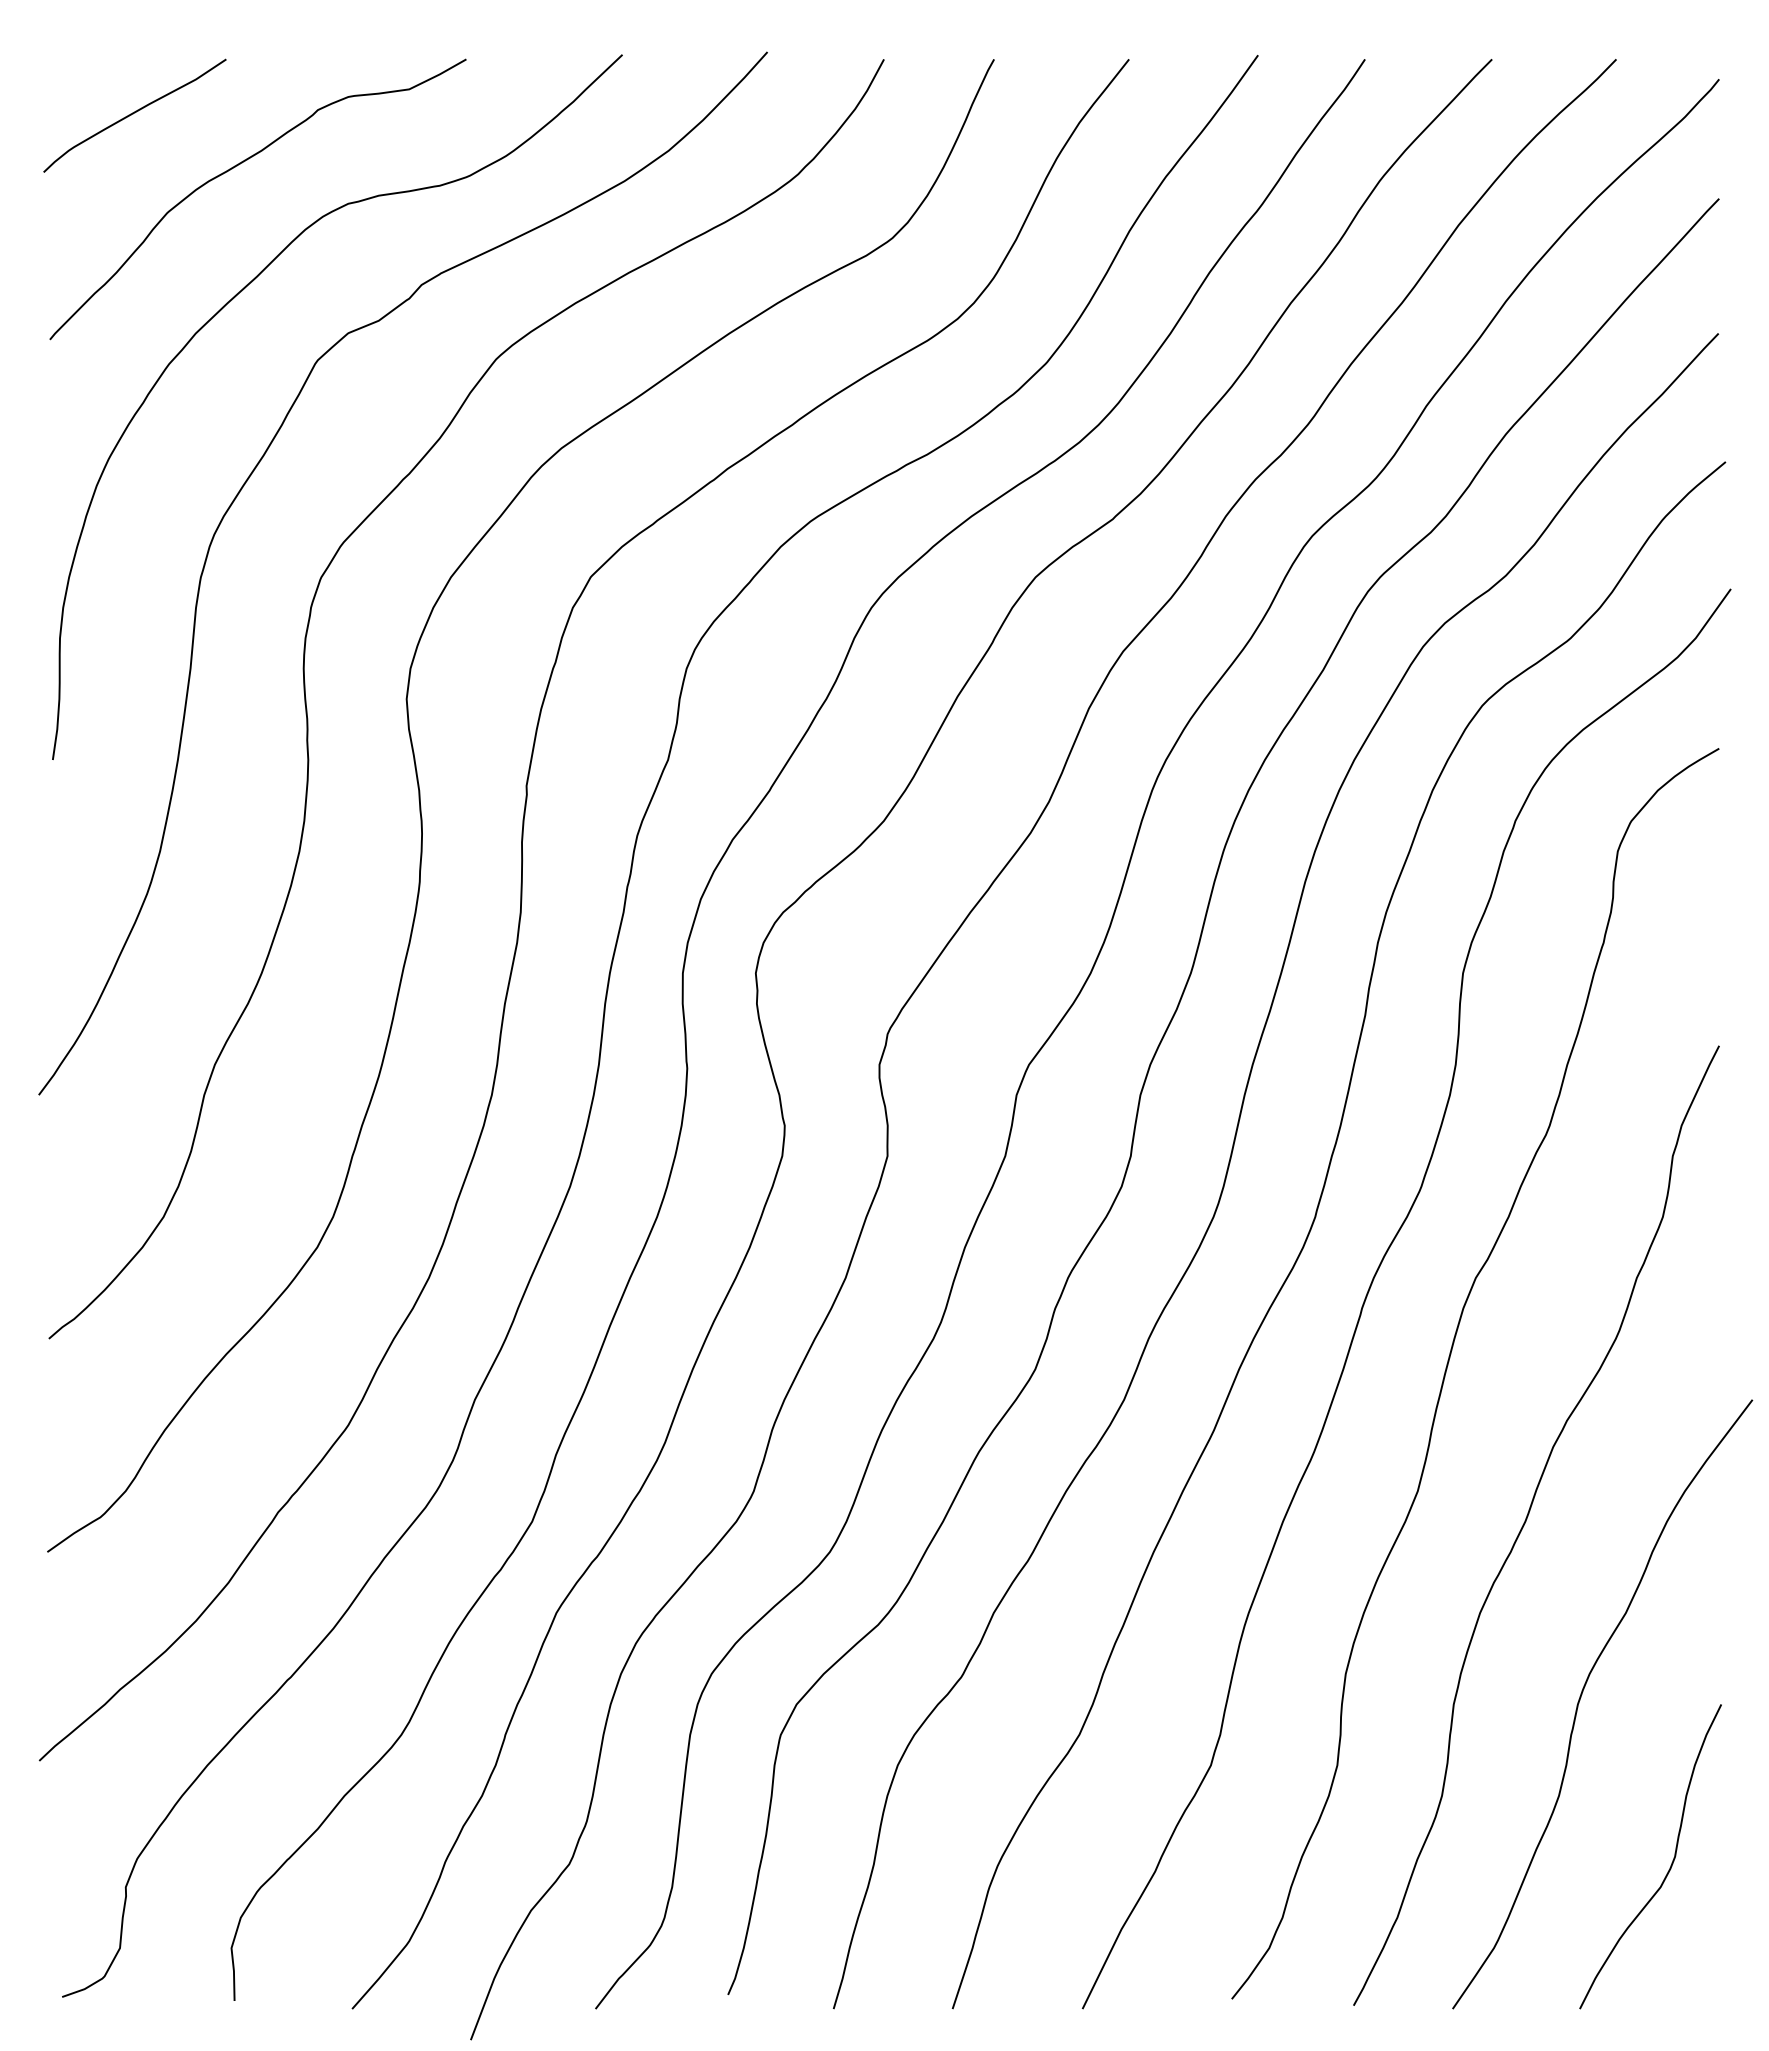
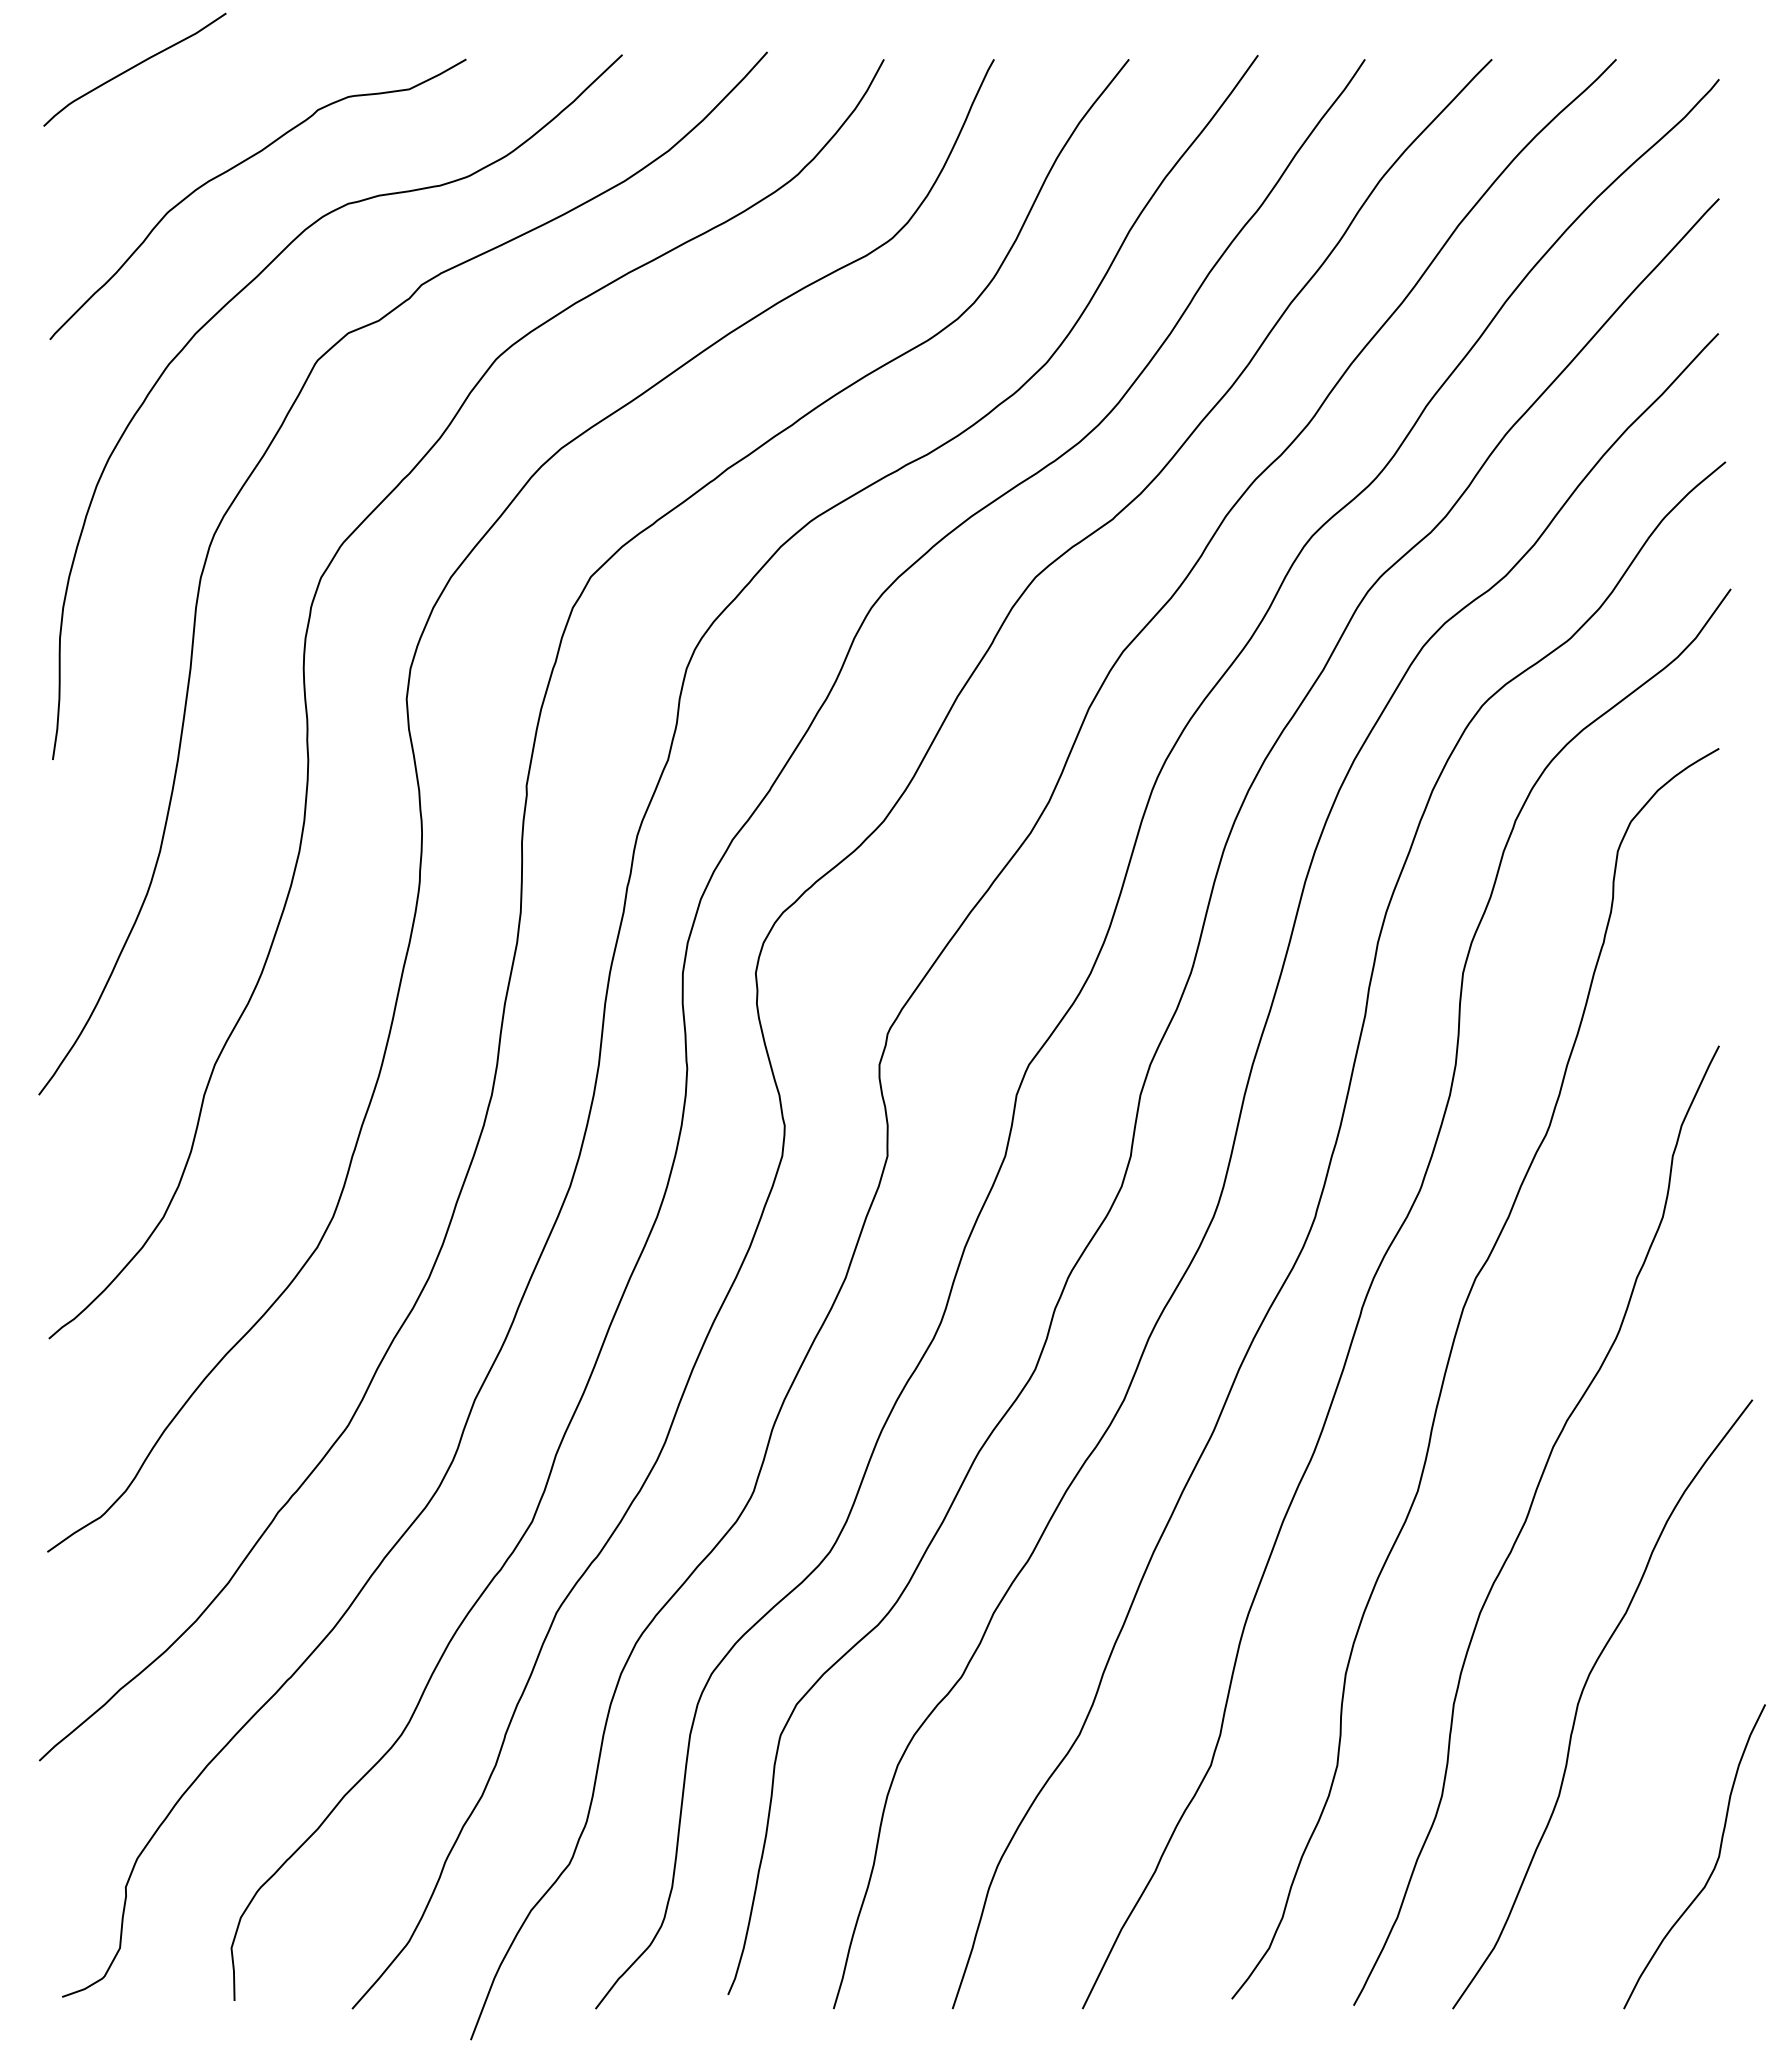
curve position: (133, 114) -> (133, 68) (133, 68)
curve position: (1671, 1862) -> (1715, 1862) (1715, 1862)
